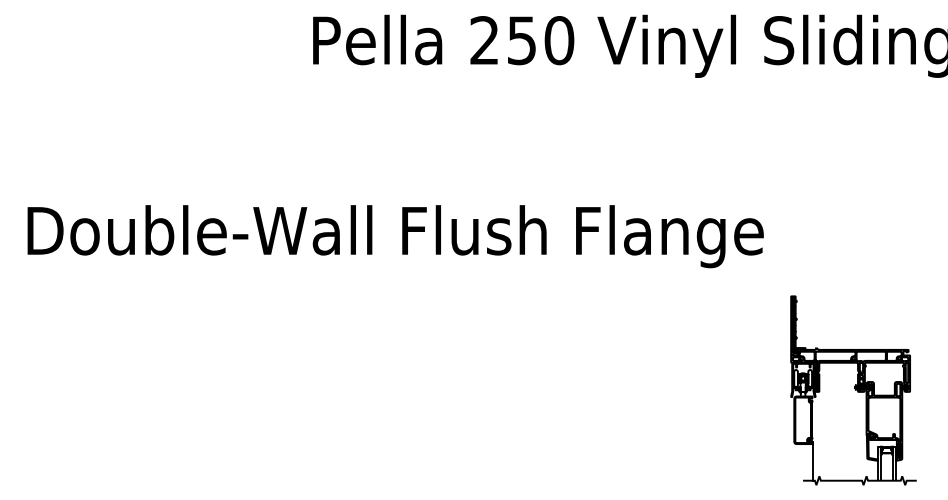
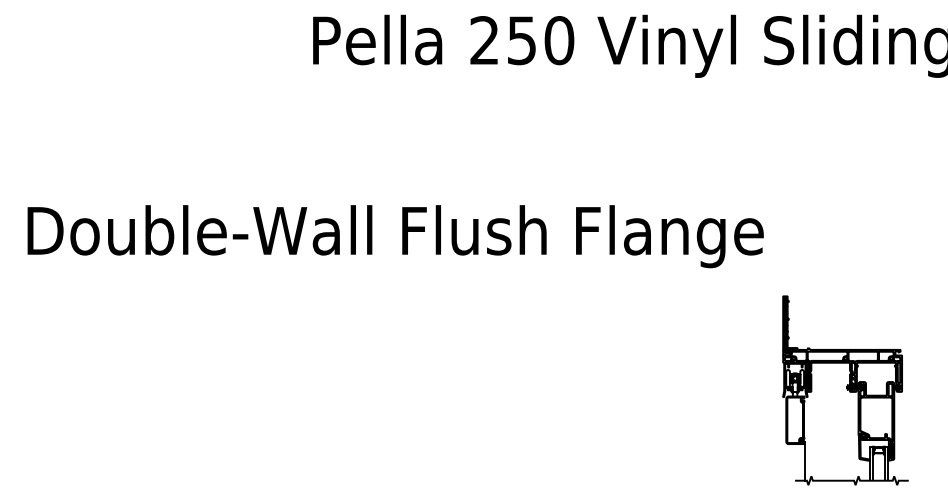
part position: (853, 390) -> (845, 390) (845, 390)
